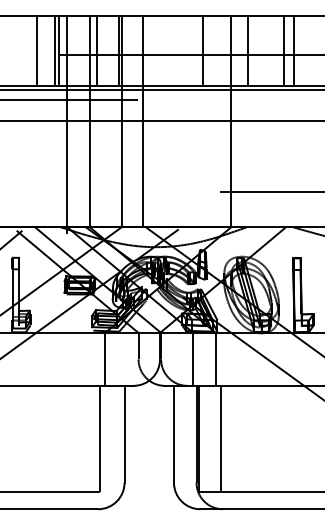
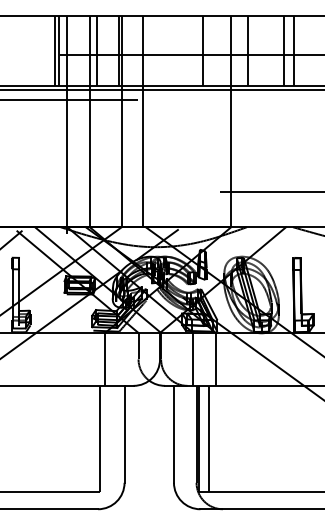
line: present -> none (37, 50)
line: present -> none (161, 121)
line position: (221, 438) -> (209, 438) (209, 438)
